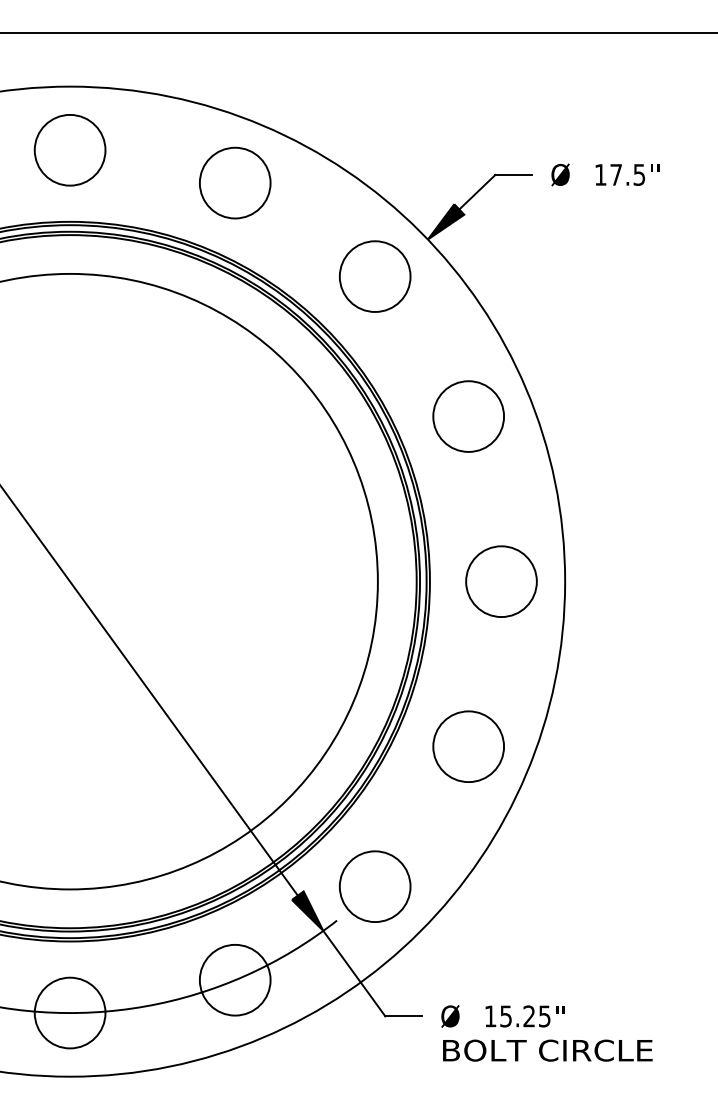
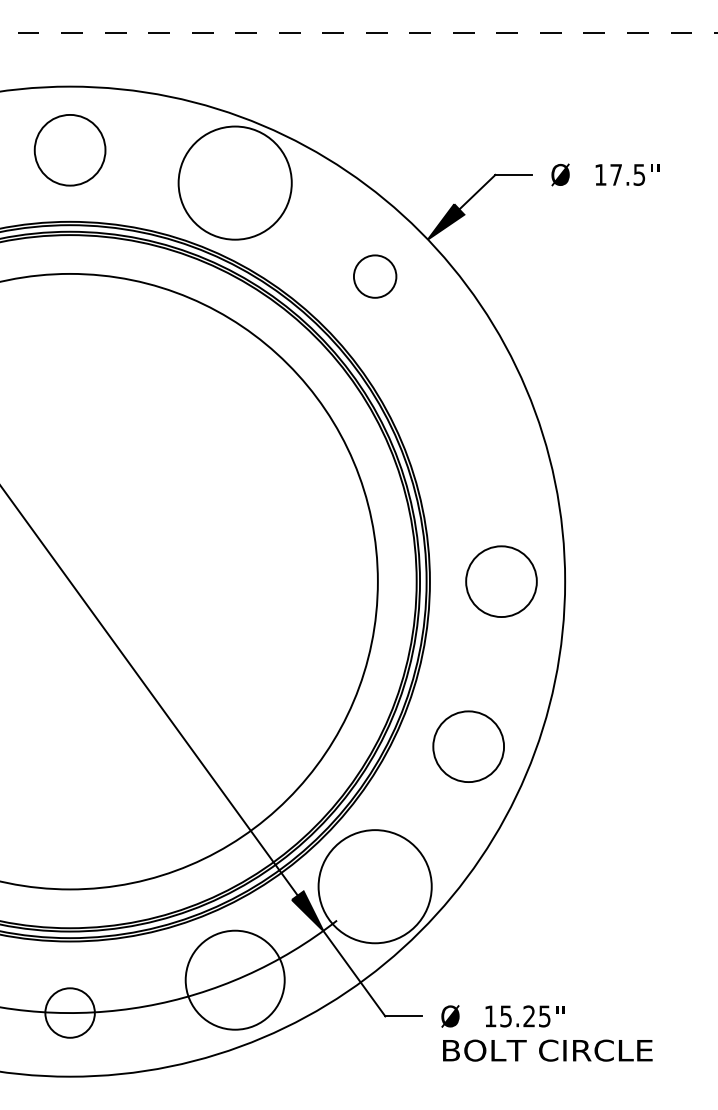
line: solid -> dashed (359, 33)
circle diameter: 71 px -> 113 px (234, 182)
circle diameter: 71 px -> 42 px (374, 276)
circle: present -> none (468, 416)
circle diameter: 71 px -> 113 px (374, 886)
circle diameter: 71 px -> 99 px (234, 979)
circle diameter: 71 px -> 50 px (69, 1012)
